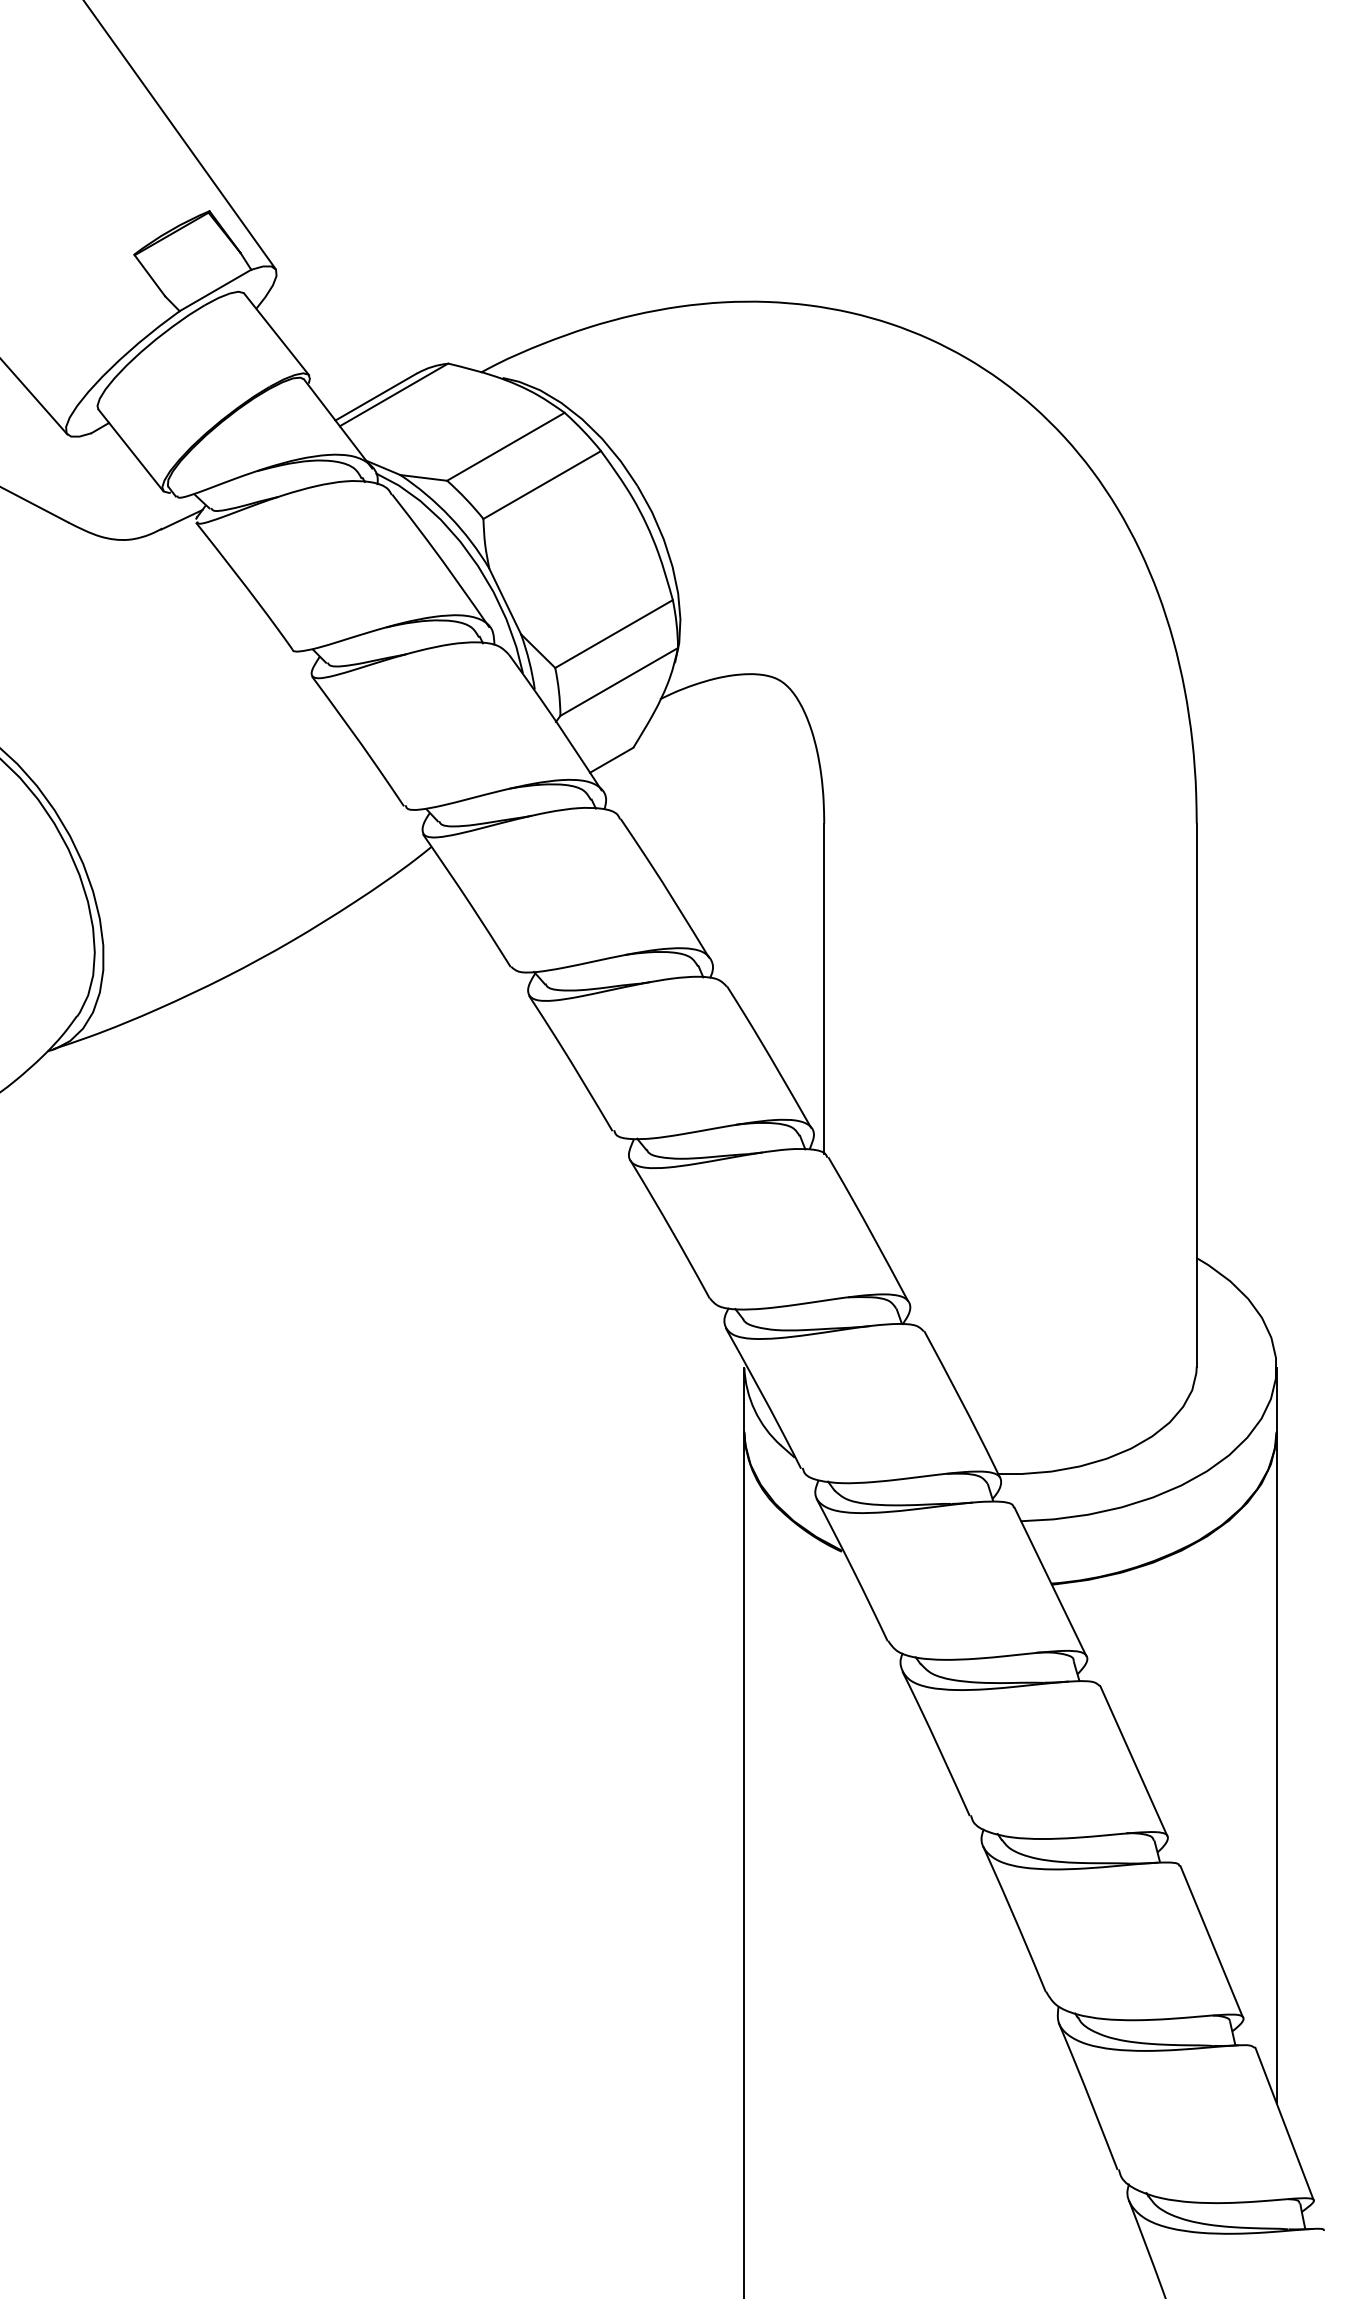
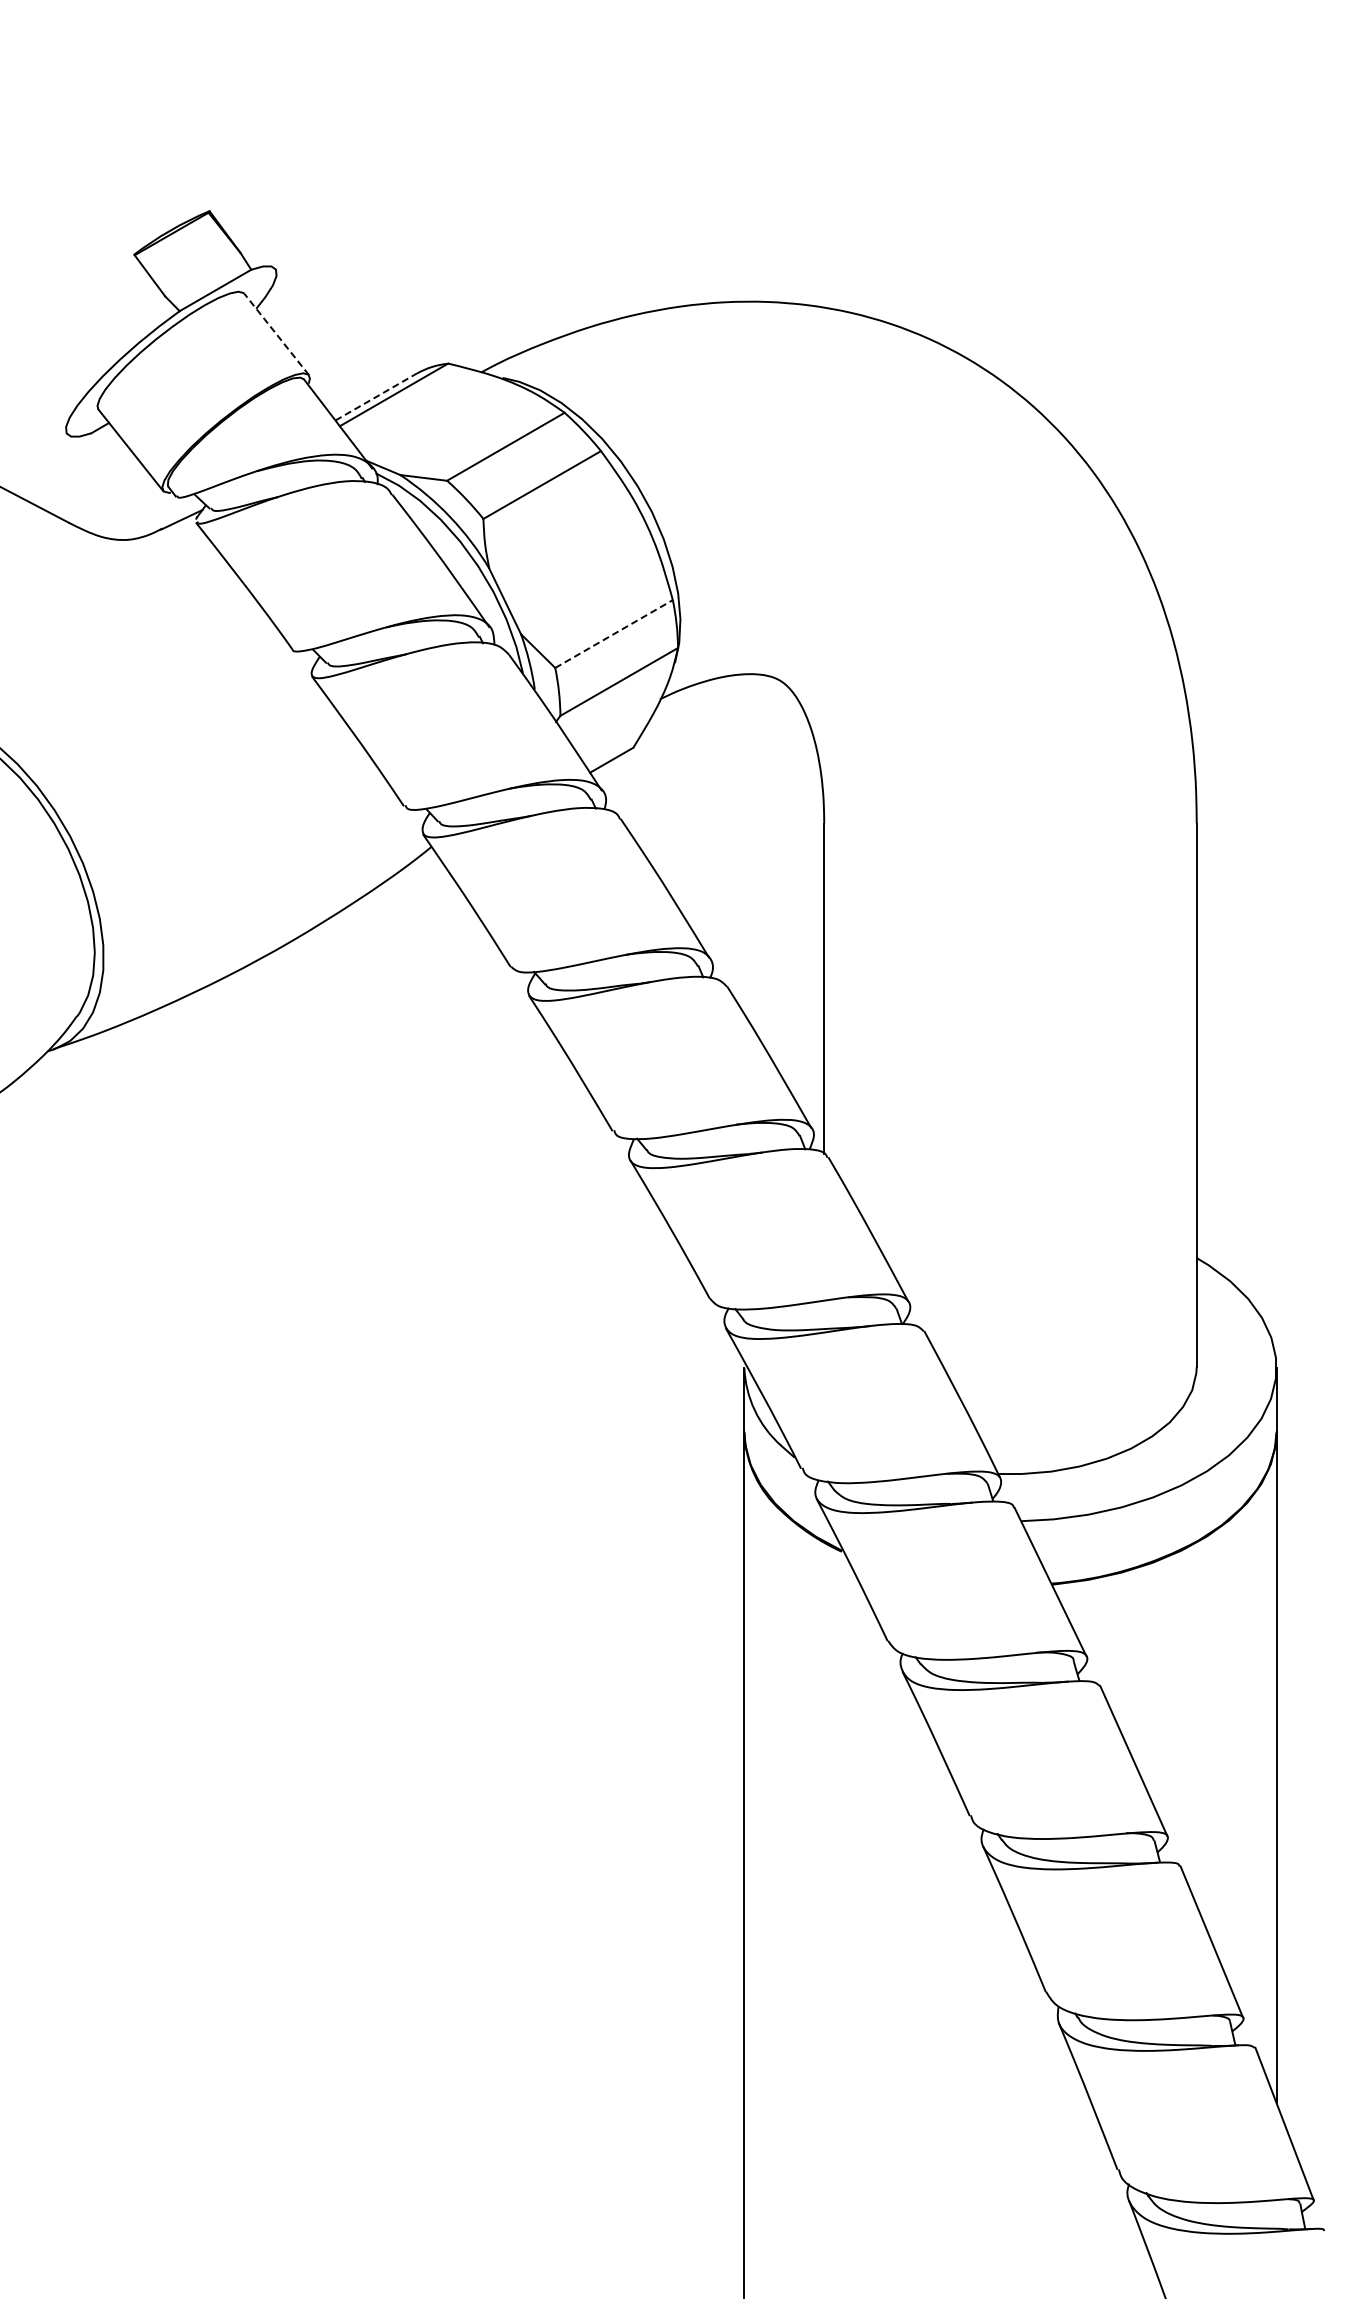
line: present -> none (179, 135)
line: solid -> dashed (276, 333)
line: solid -> dashed (376, 396)
line: present -> none (34, 397)
line: solid -> dashed (614, 634)
